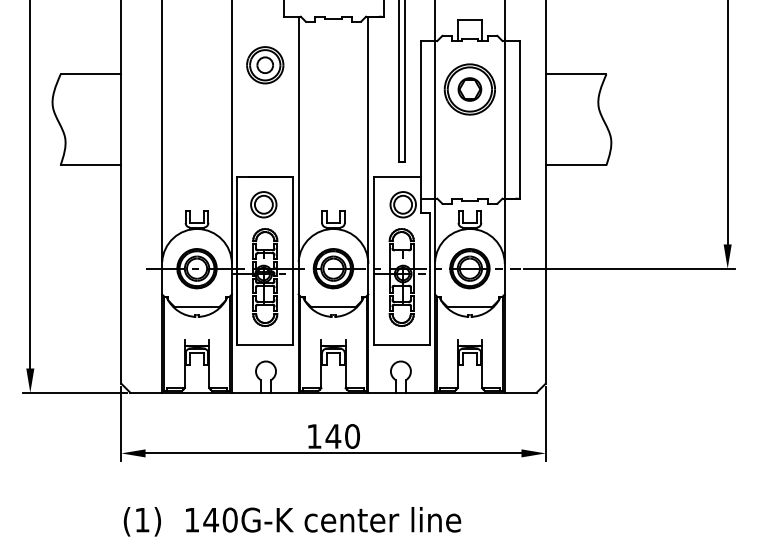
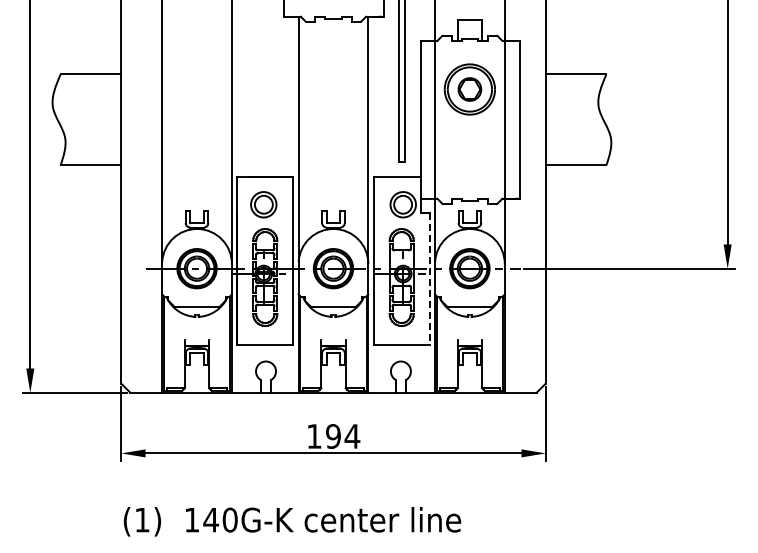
part: present -> none (265, 65)
line: solid -> dashed (429, 279)
text: 140 -> 194 (342, 436)
